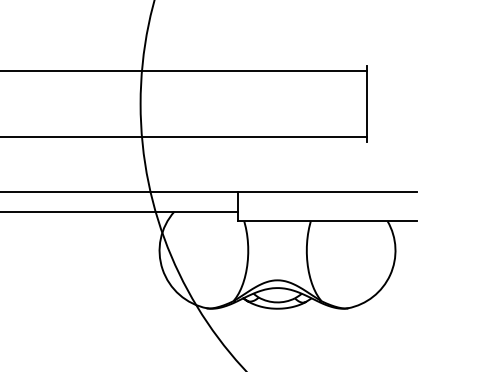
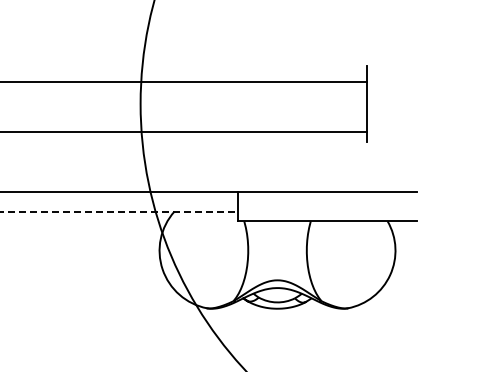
line position: (184, 71) -> (184, 82) (184, 82)
line position: (184, 136) -> (184, 131) (184, 131)
line: solid -> dashed (119, 211)
